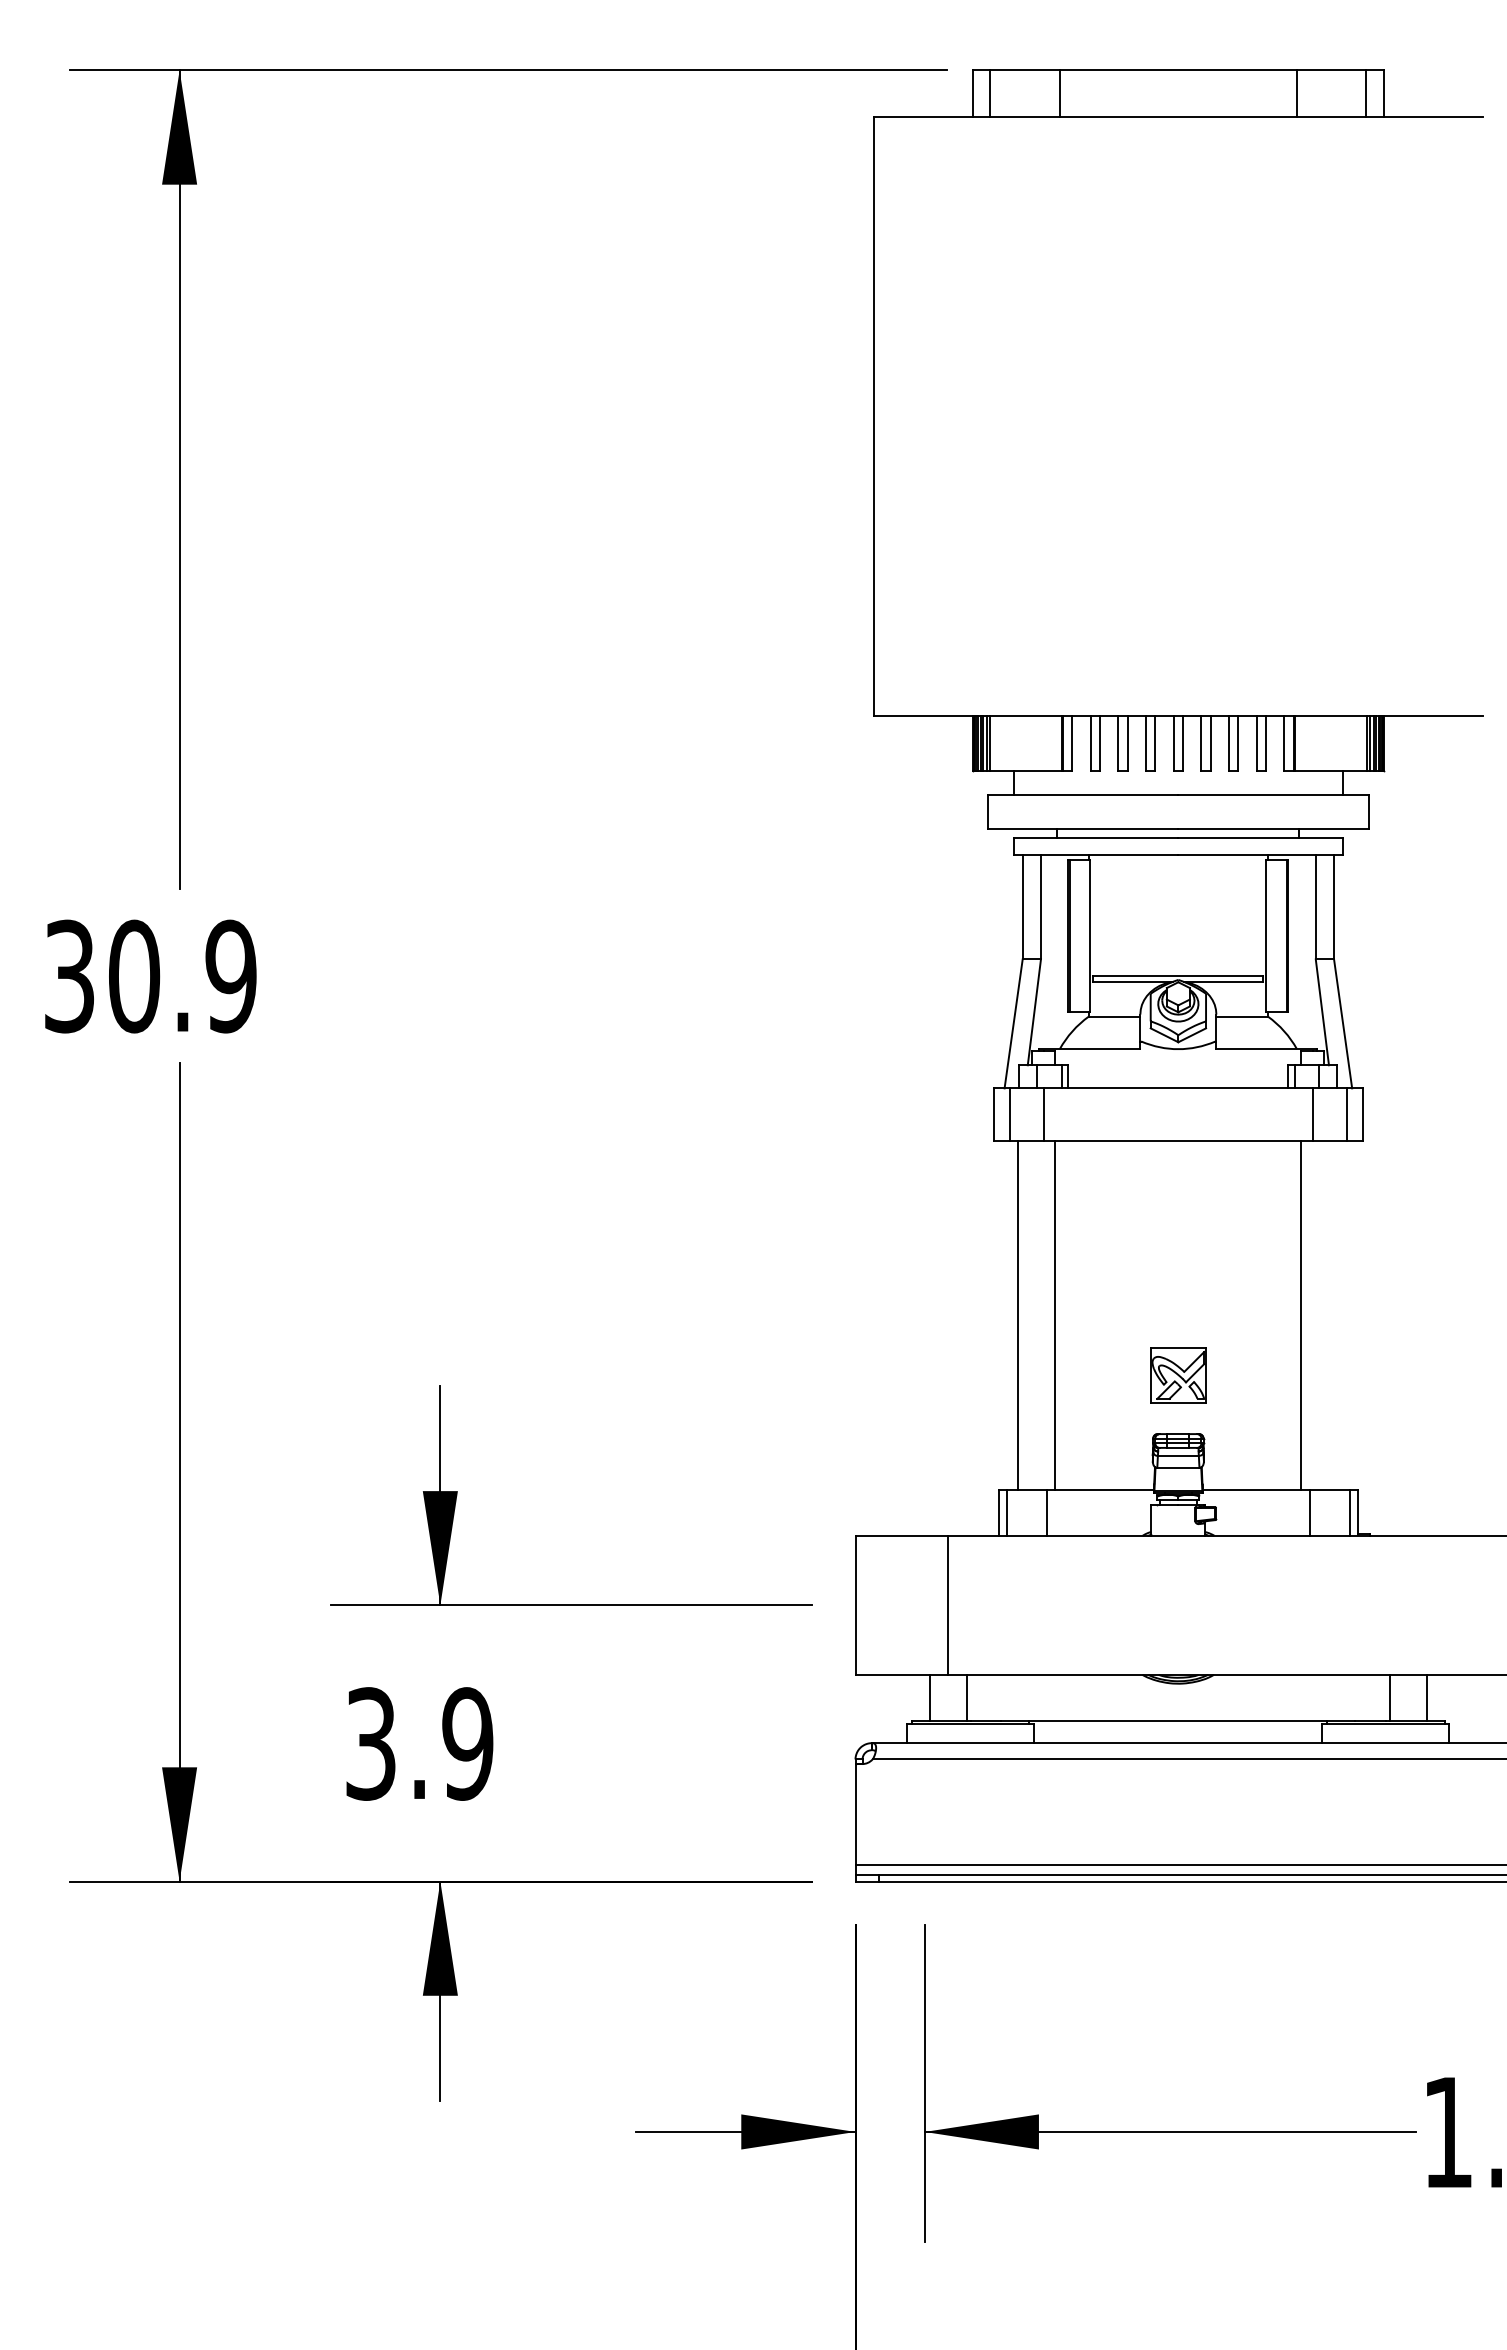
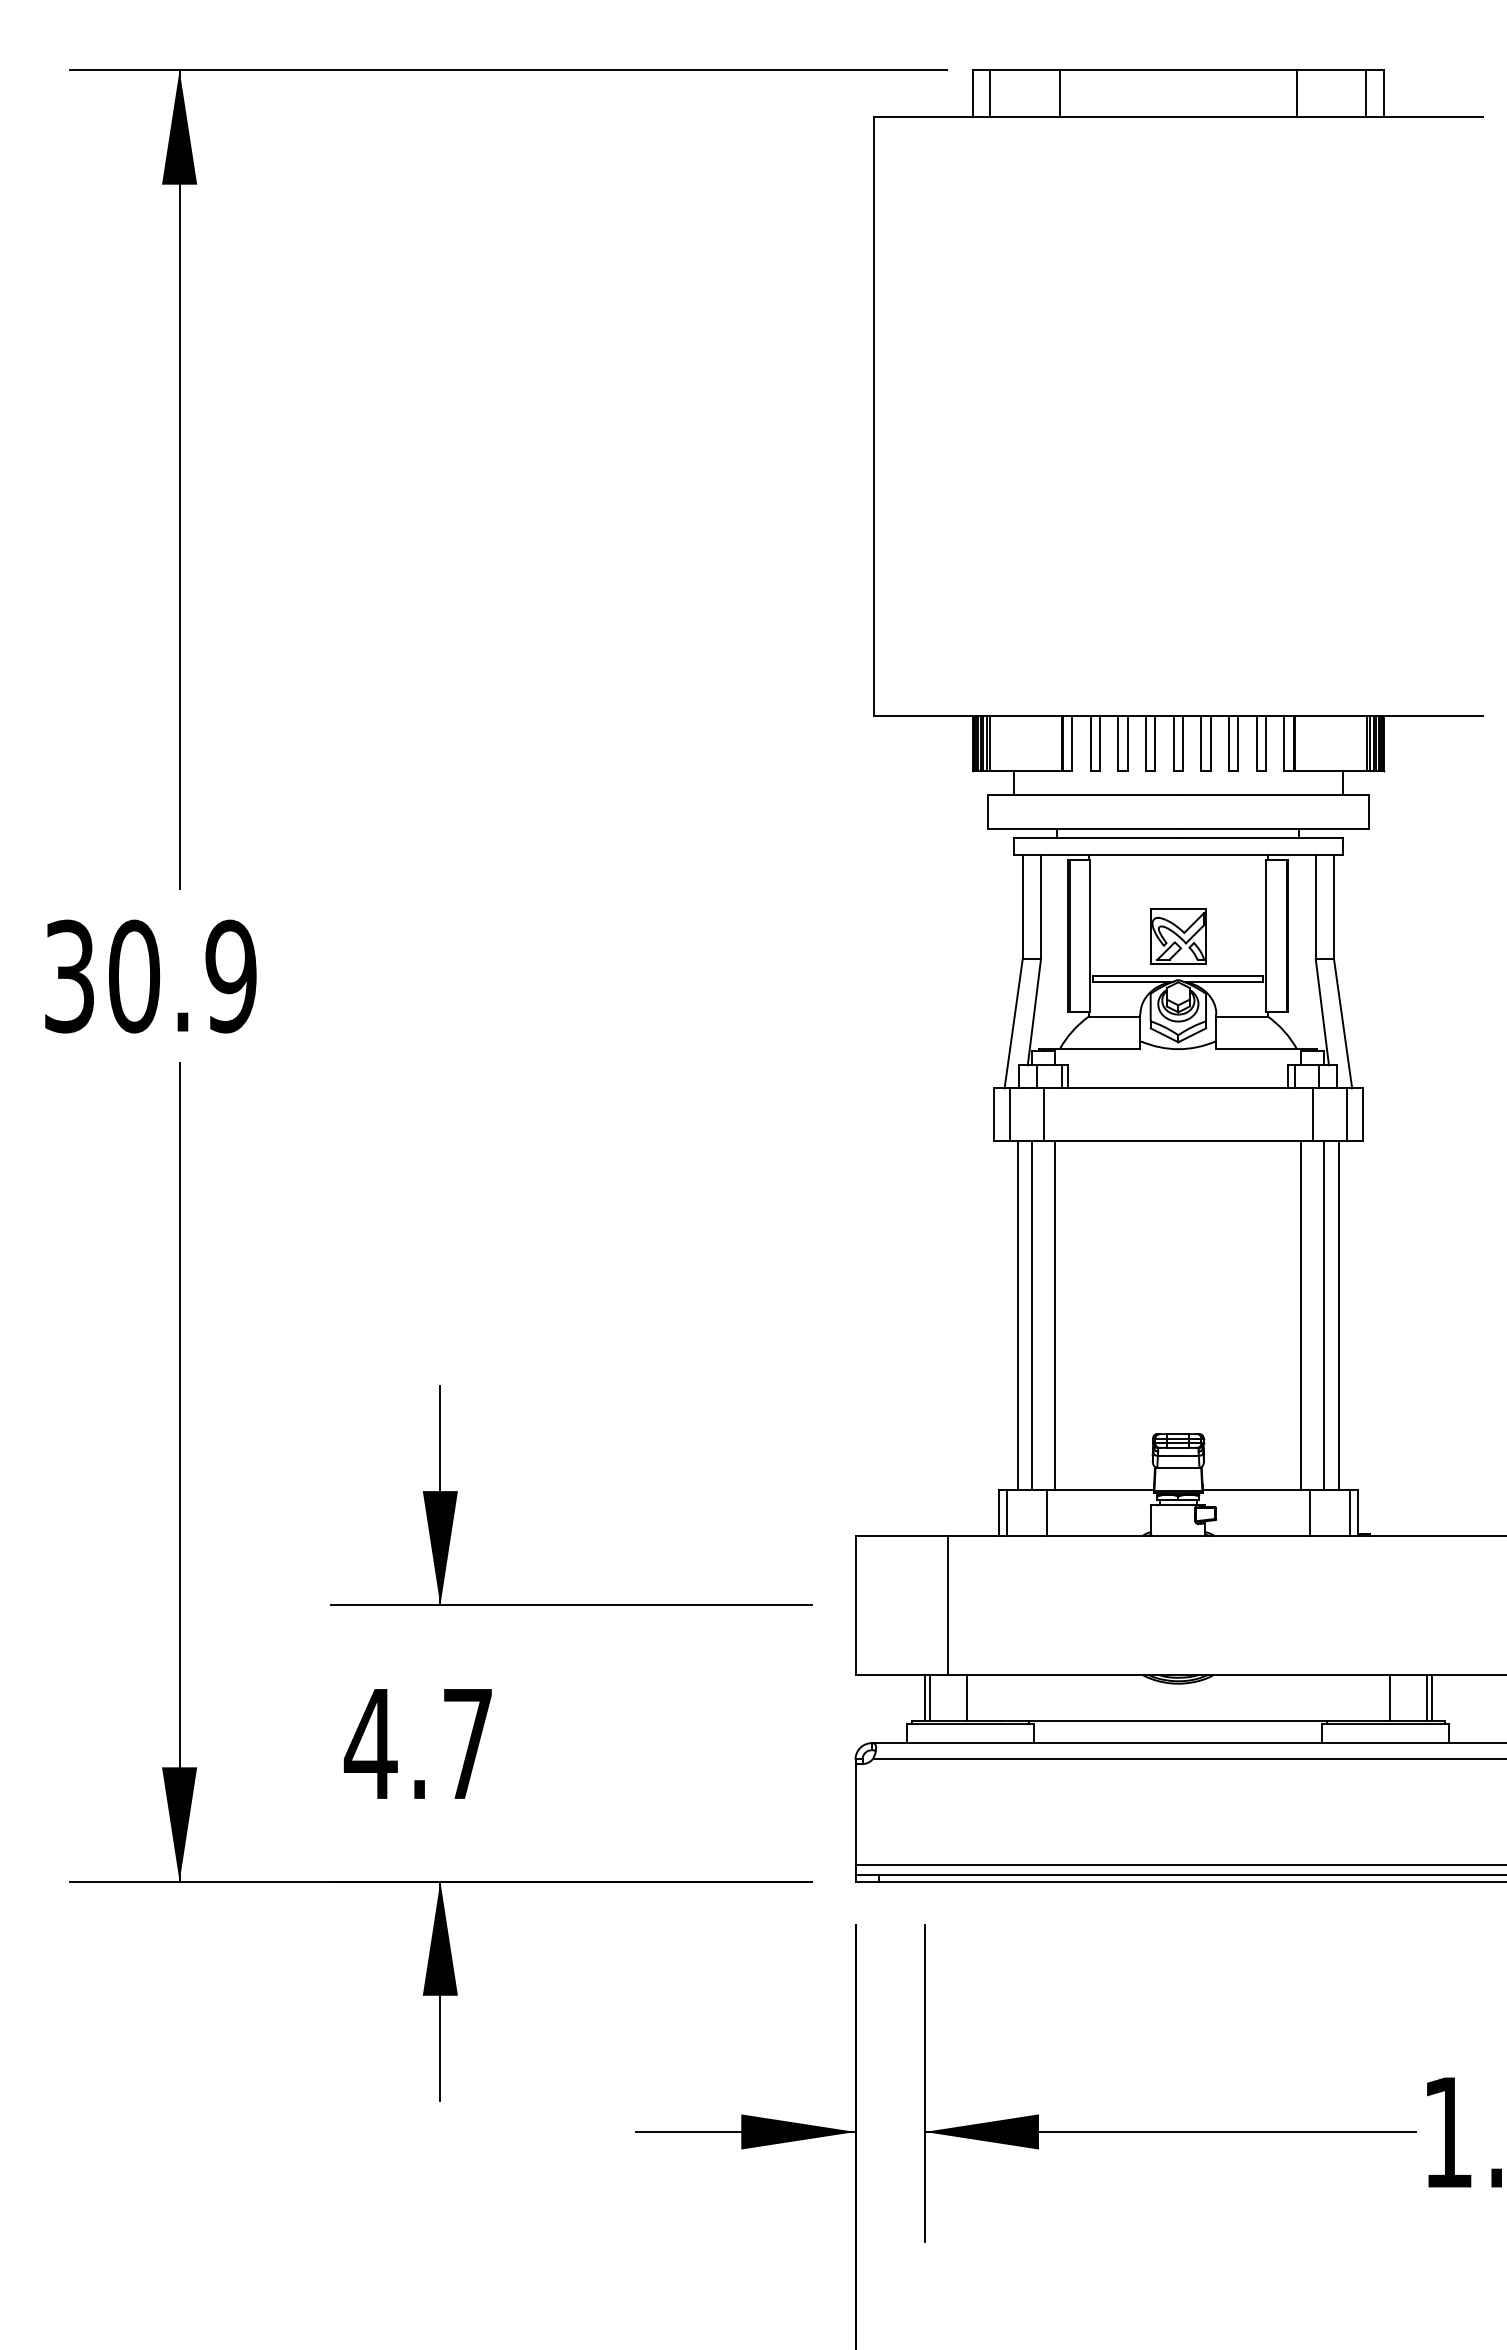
line: none -> present (1032, 1315)
line: none -> present (1324, 1315)
line: none -> present (1338, 1315)
part position: (1178, 1375) -> (1178, 936) (1178, 936)
line: none -> present (924, 1697)
line: none -> present (1432, 1697)
text: 3.9 -> 4.7 (418, 1743)
